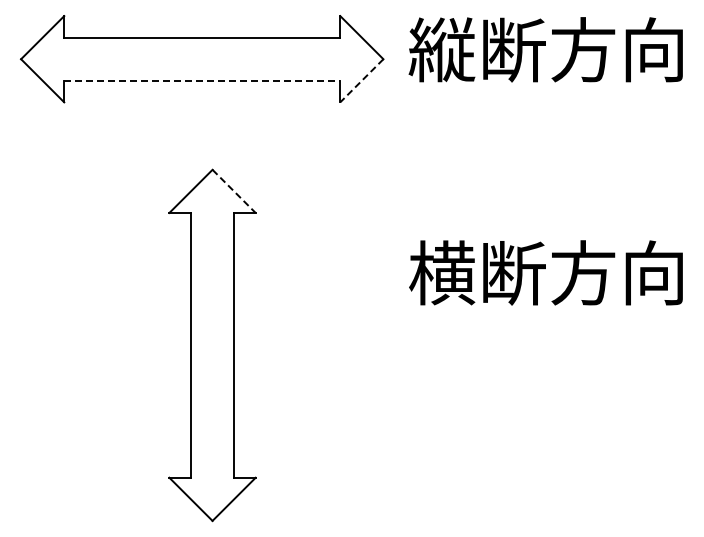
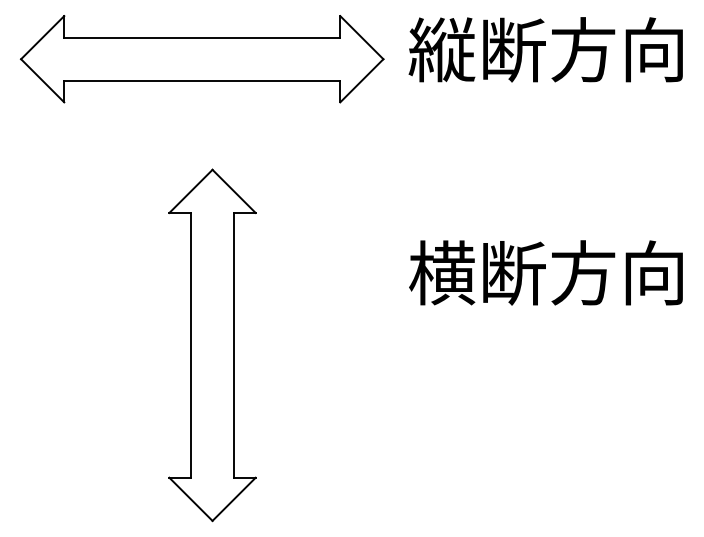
line: dashed -> solid (202, 80)
line: dashed -> solid (361, 80)
line: dashed -> solid (234, 191)
